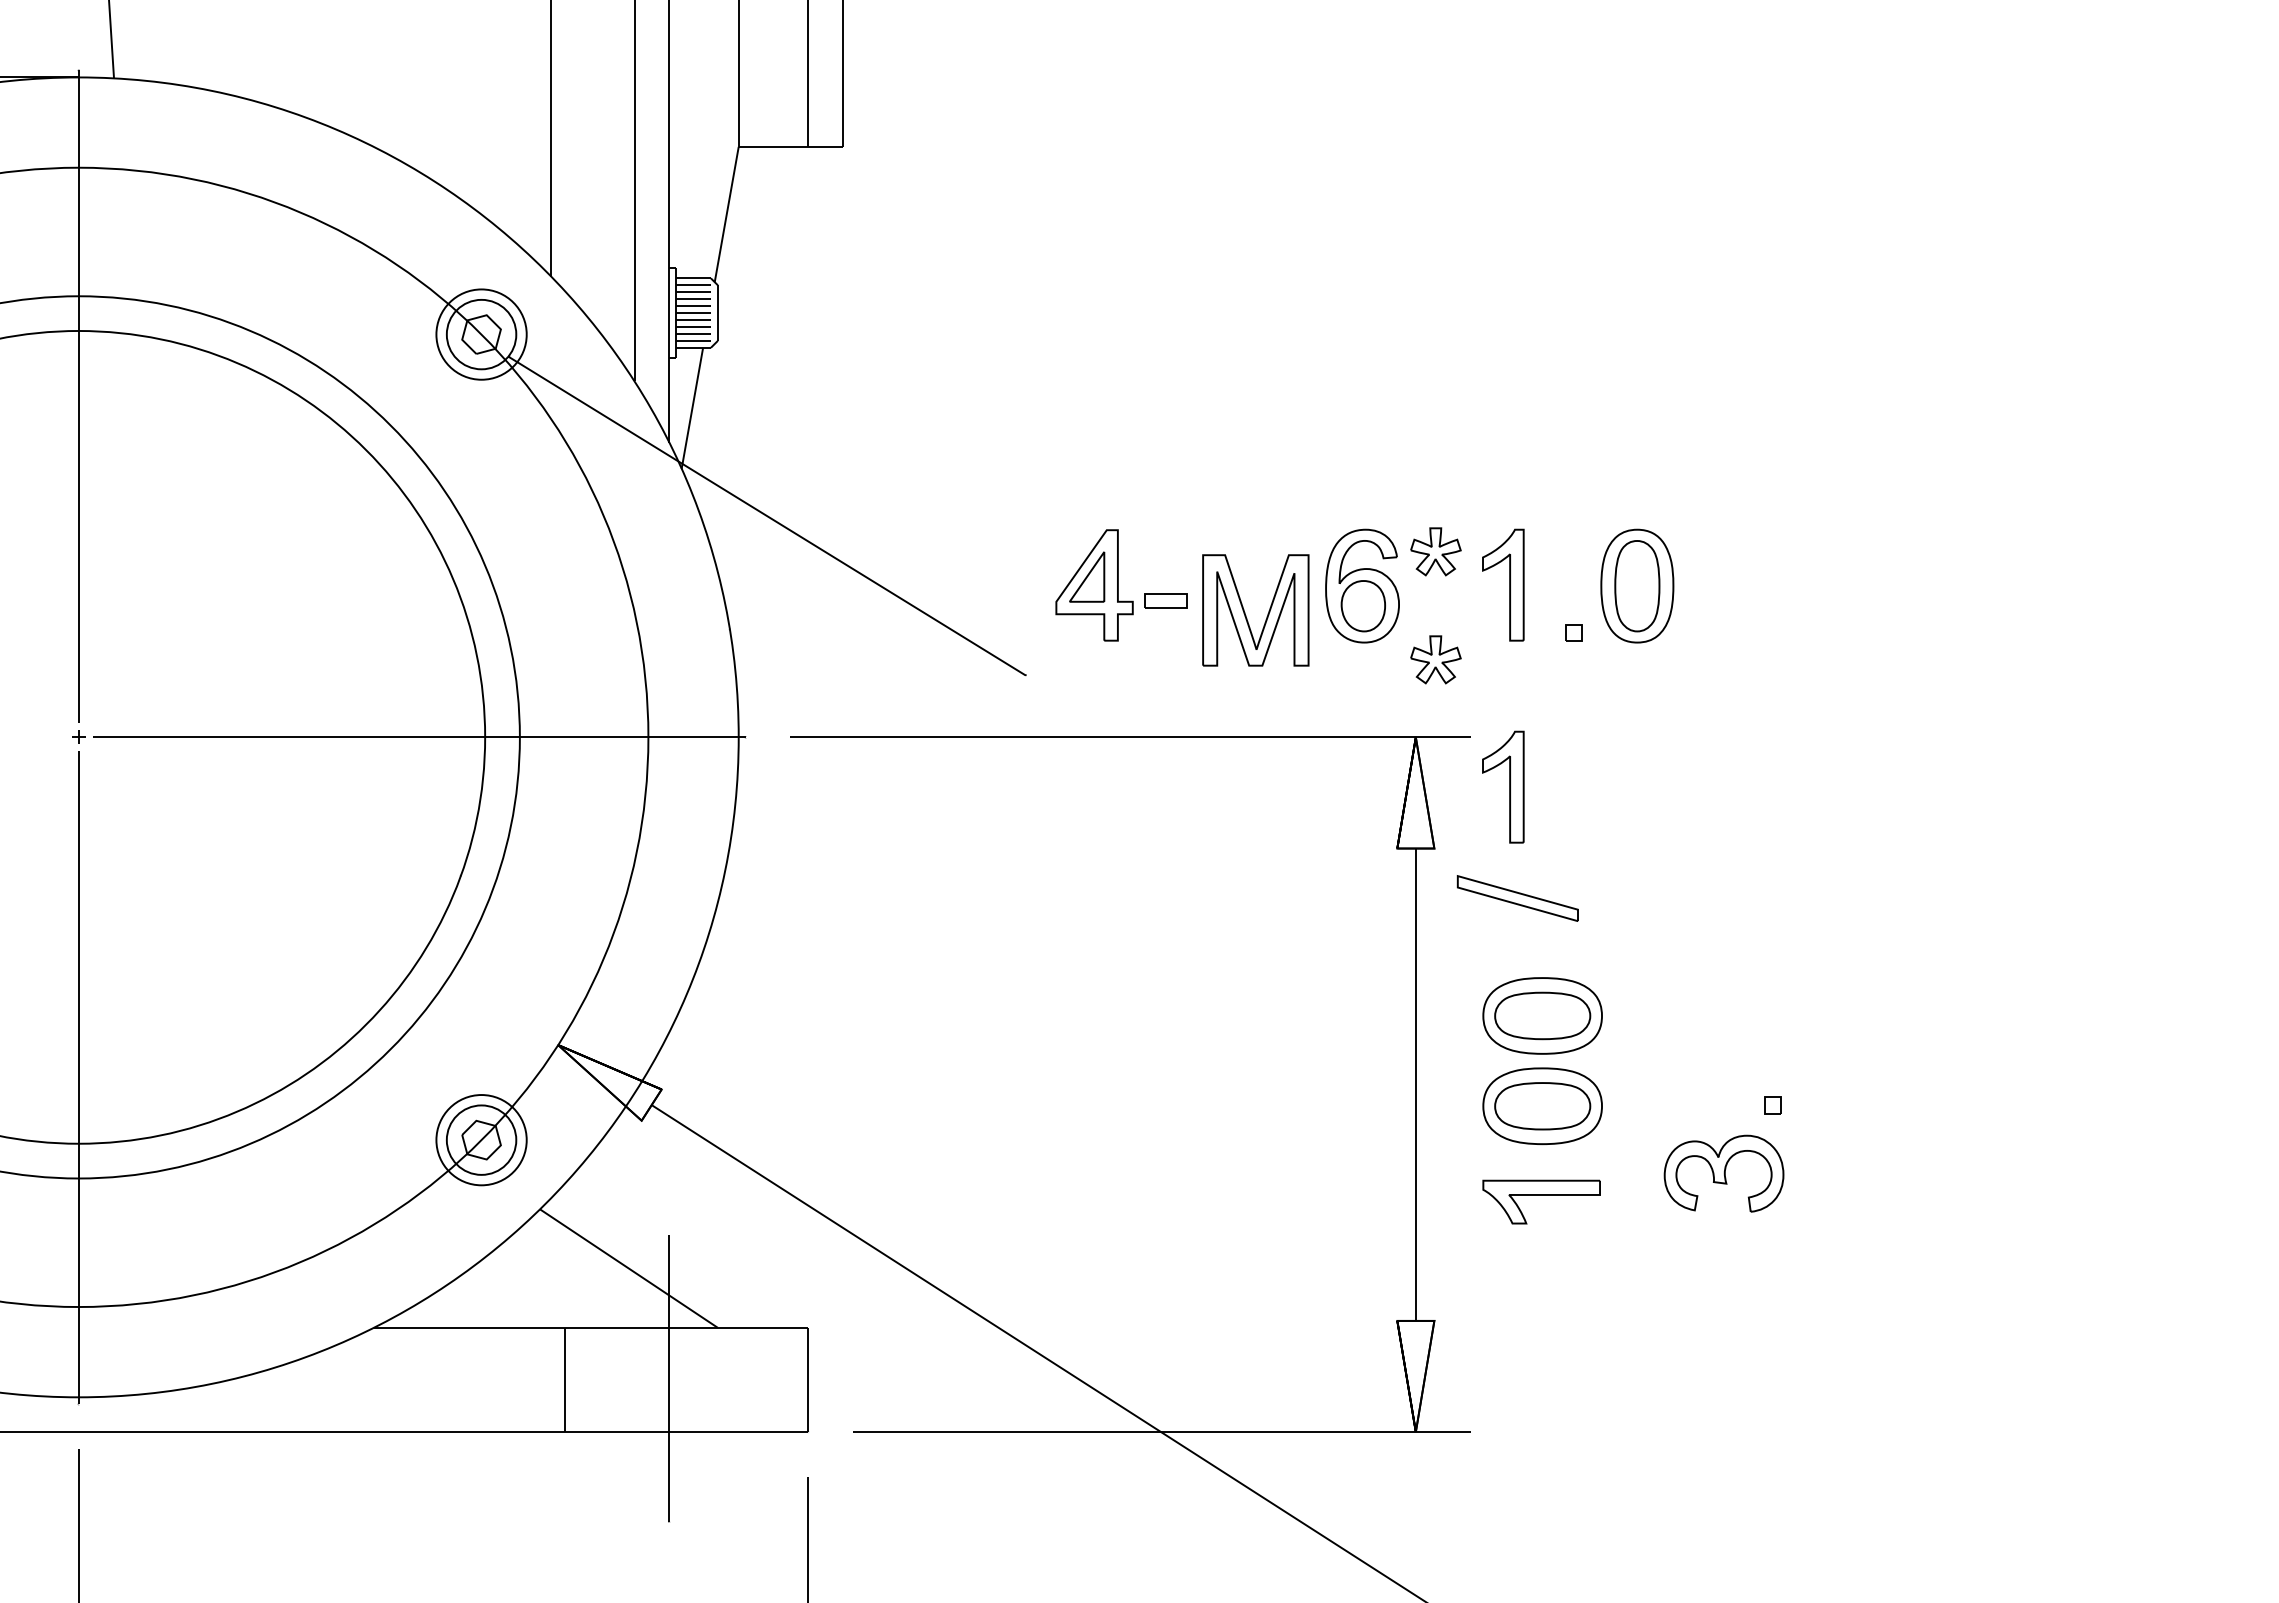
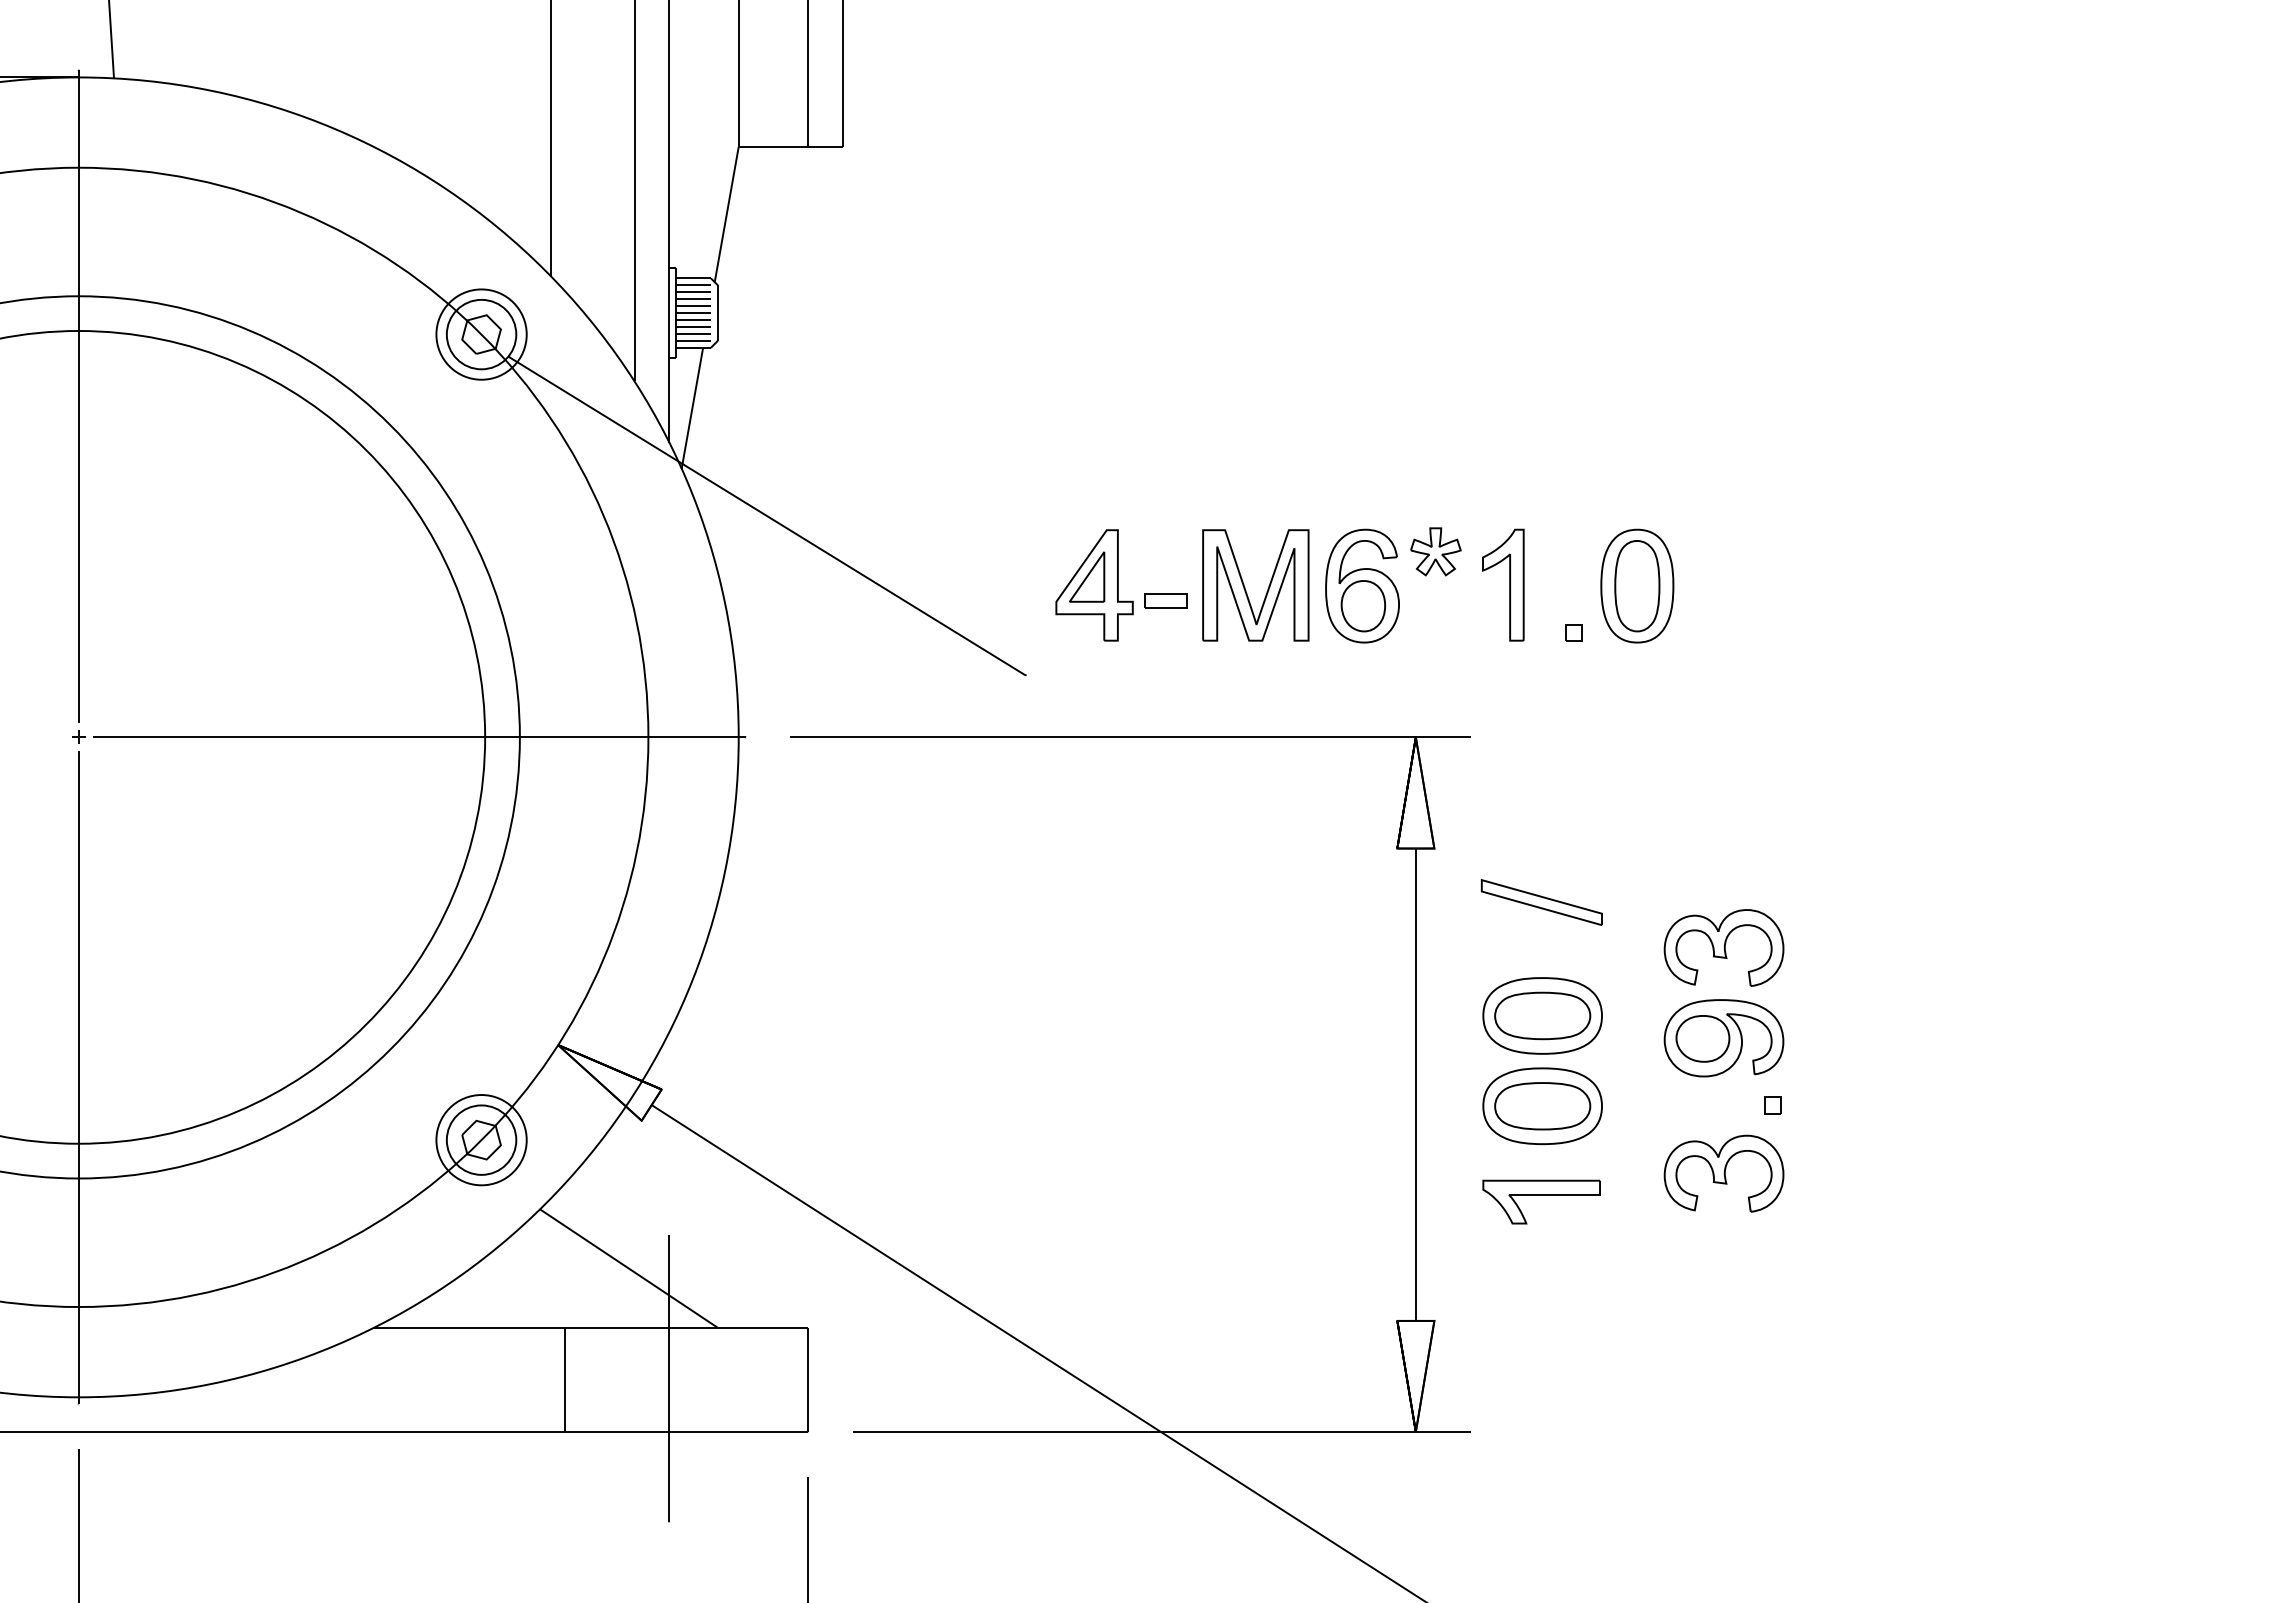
part position: (1245, 612) -> (1245, 587) (1245, 587)
part: present -> none (1435, 659)
part: present -> none (1503, 786)
part position: (1517, 898) -> (1541, 902) (1541, 902)
part: none -> present (1723, 947)
part: none -> present (1723, 1038)
